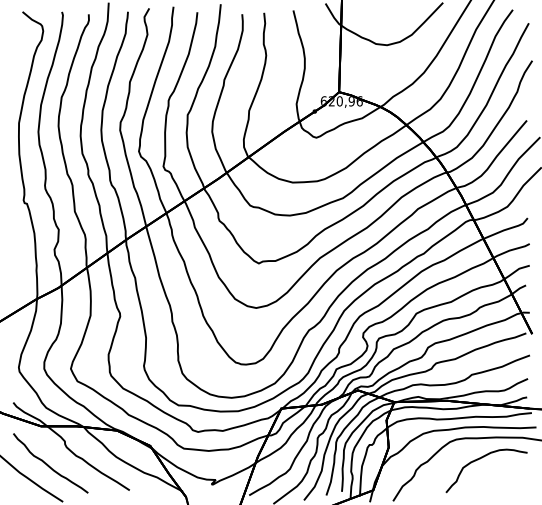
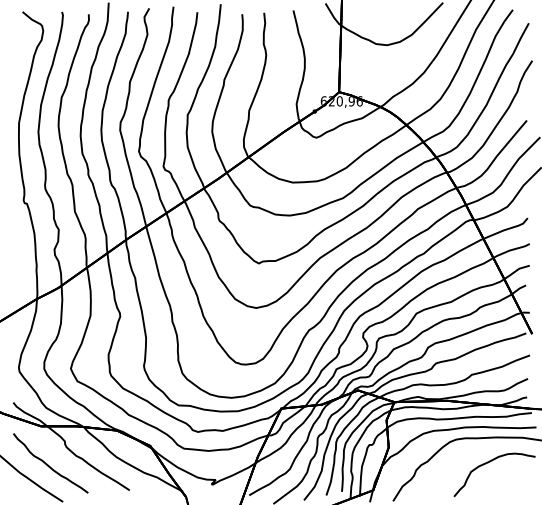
curve position: (480, 459) -> (488, 463) (488, 463)
